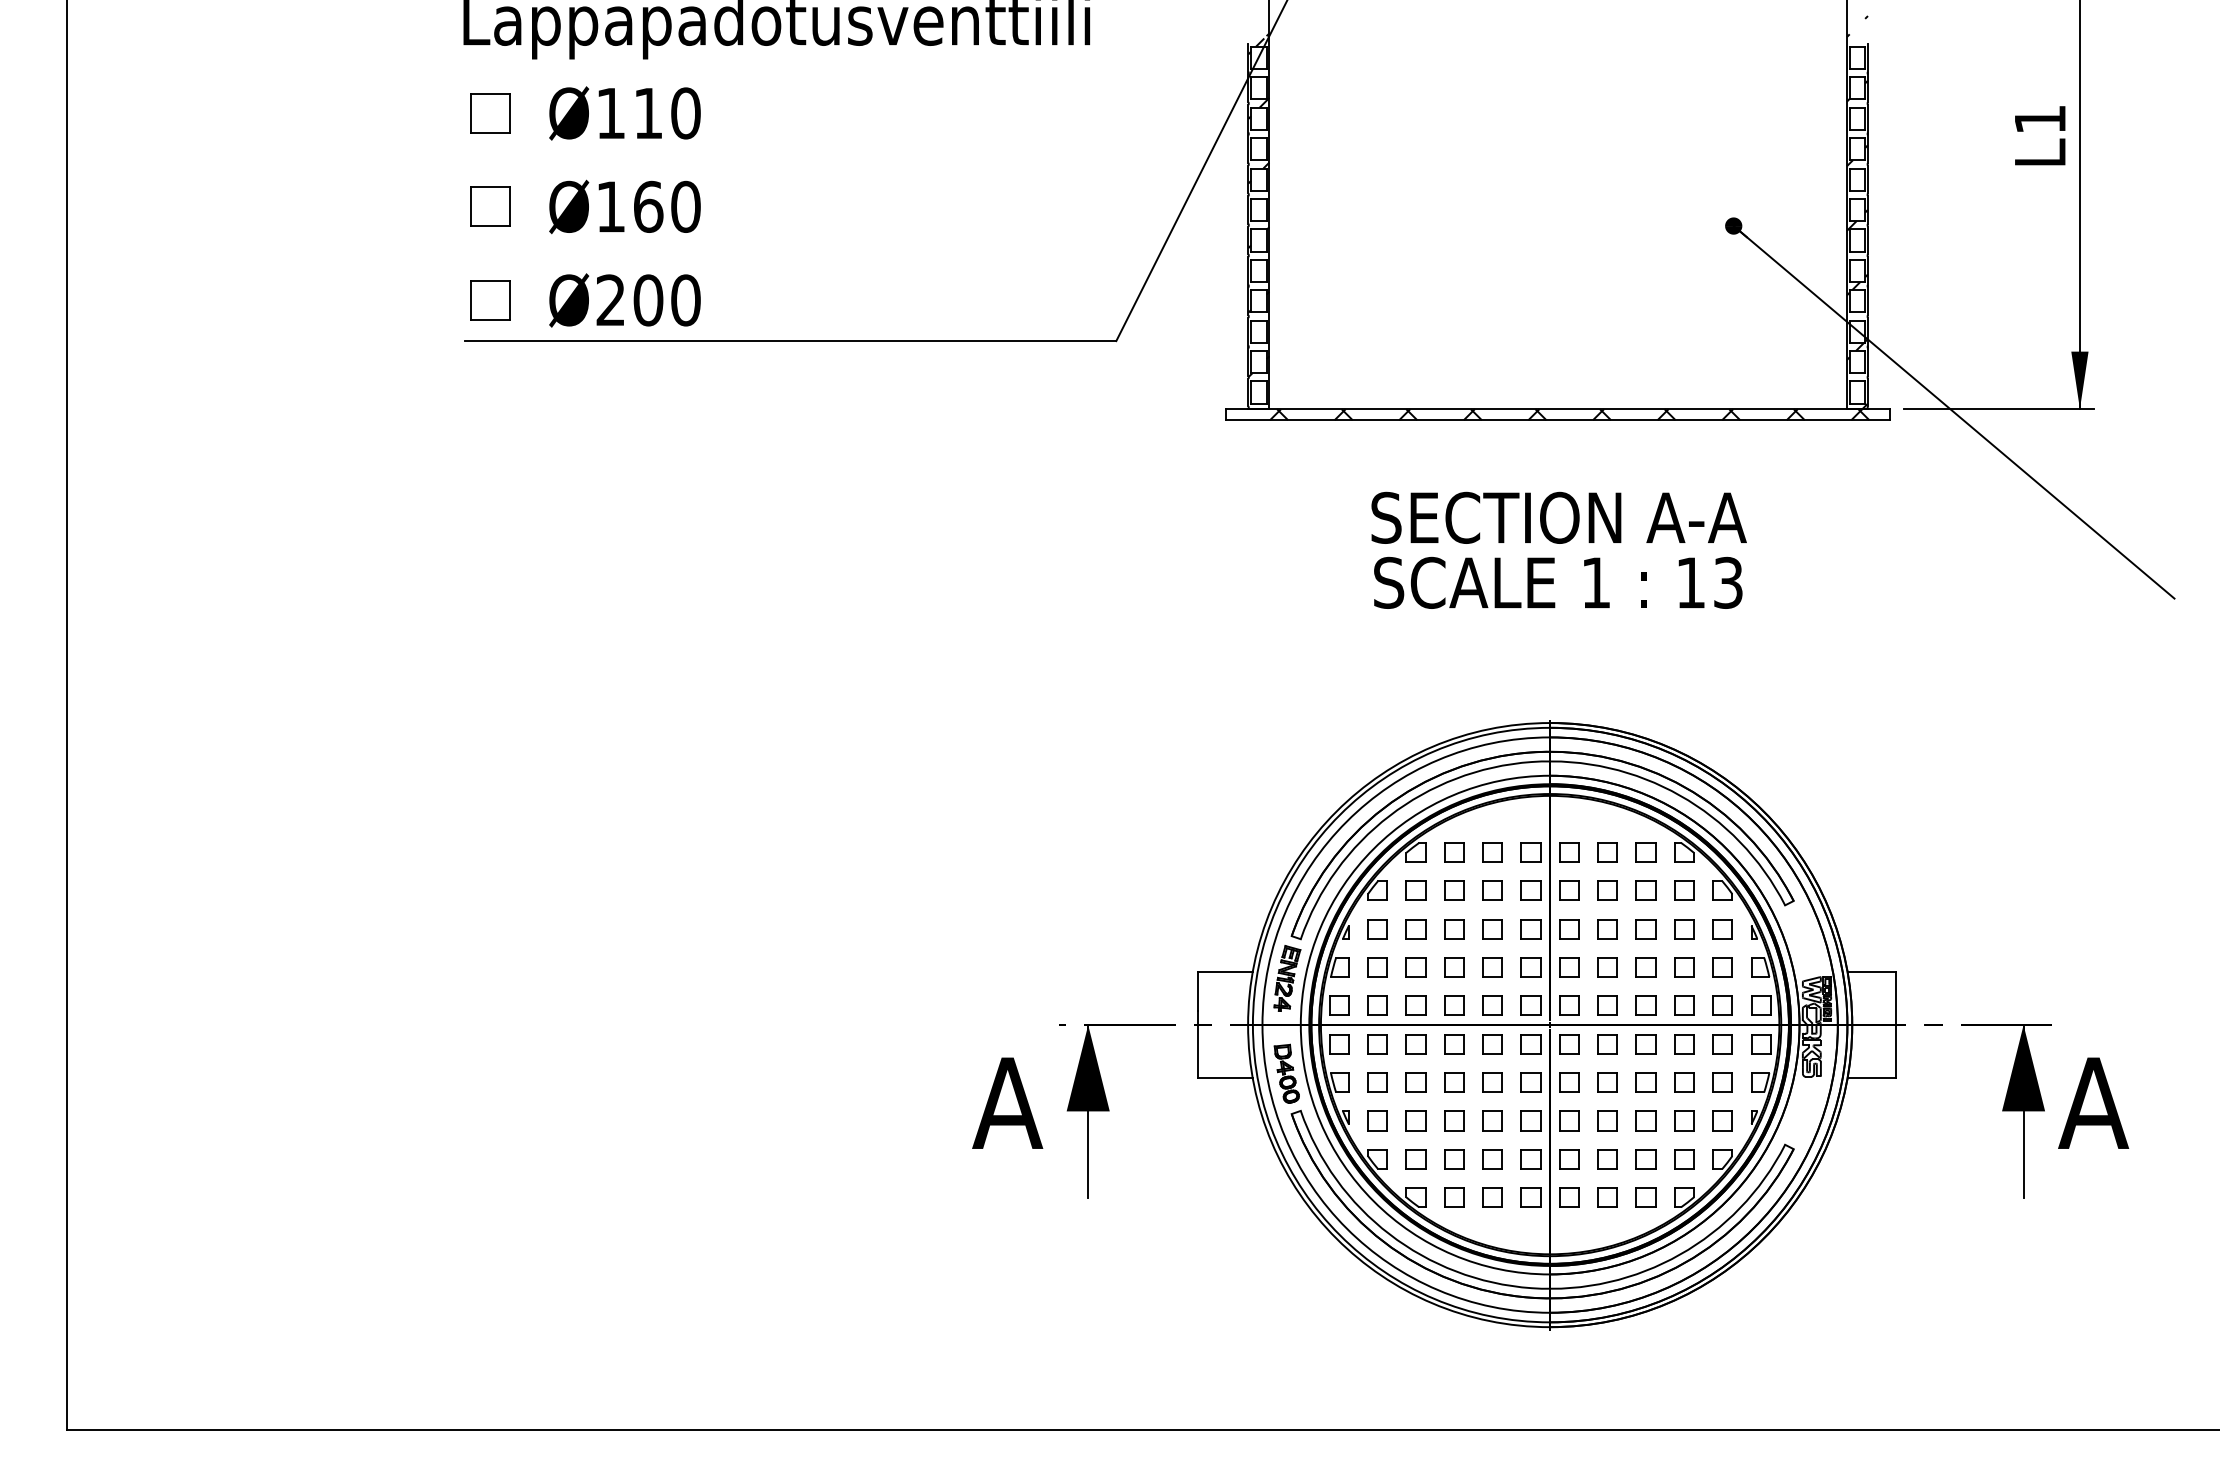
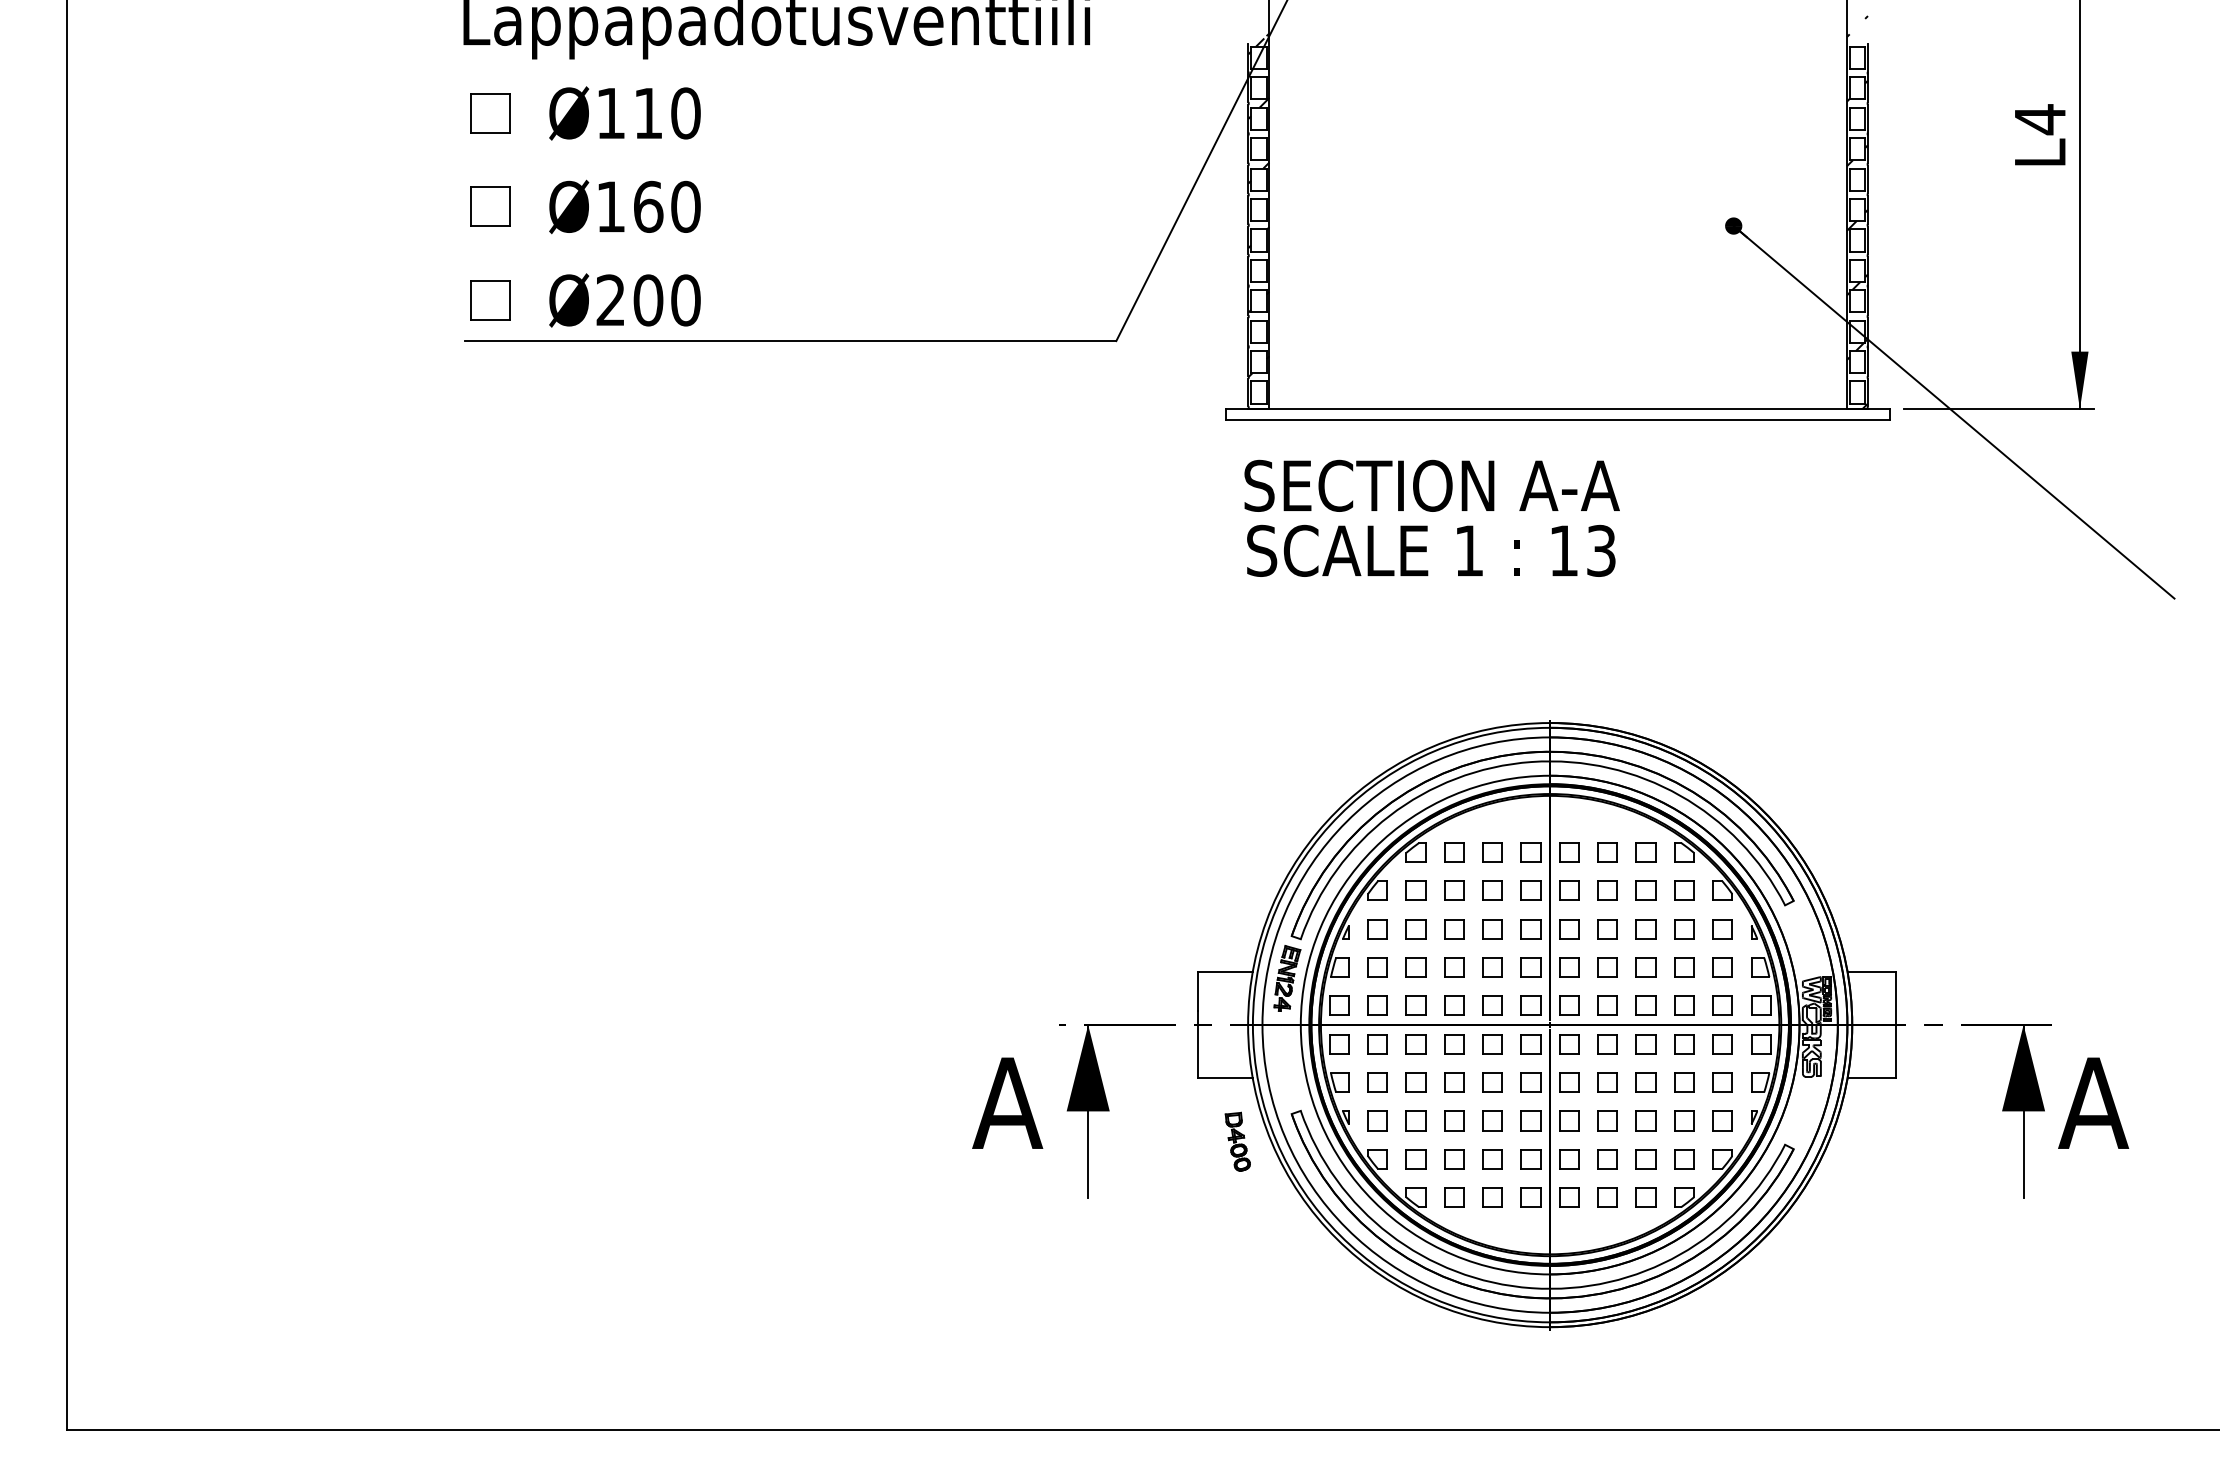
text: L1 -> L4 (2040, 119)
hatch: present -> none (1569, 414)
text position: (1558, 549) -> (1431, 517) (1431, 517)
part position: (1286, 1073) -> (1237, 1141) (1237, 1141)
